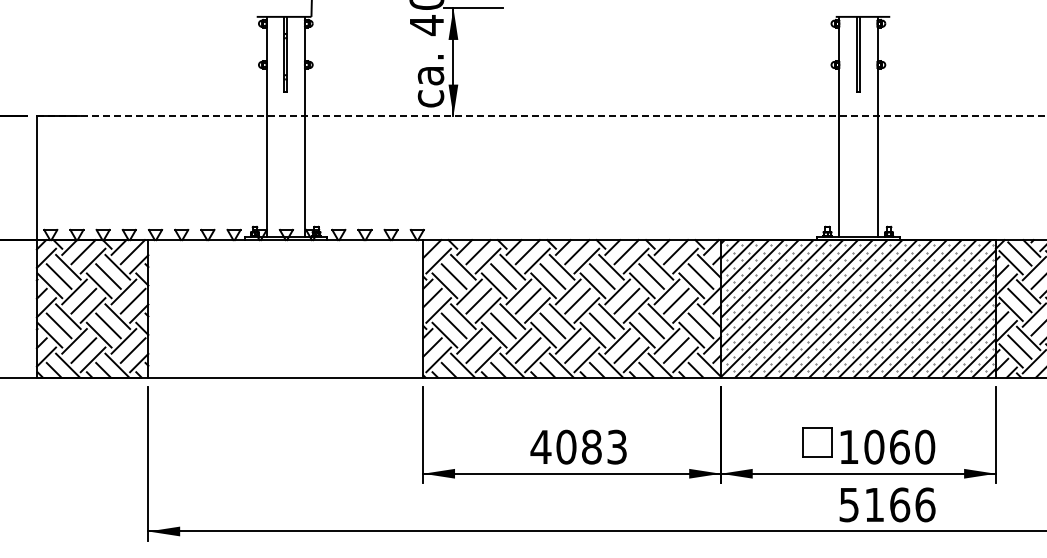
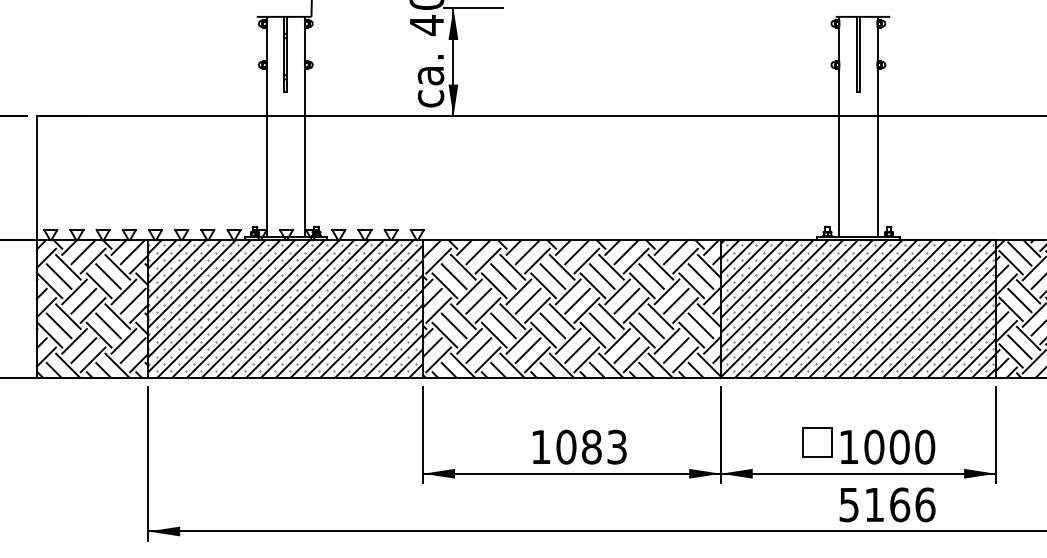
line: dashed -> solid (541, 116)
hatch: none -> present (285, 308)
text: 4083 -> 1083 (540, 446)
text: 1060 -> 1000 (899, 446)
